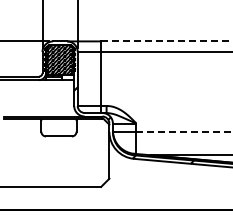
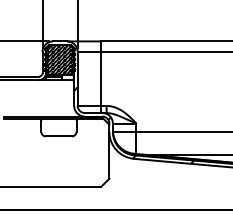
line: dashed -> solid (167, 41)
line: dashed -> solid (184, 131)
